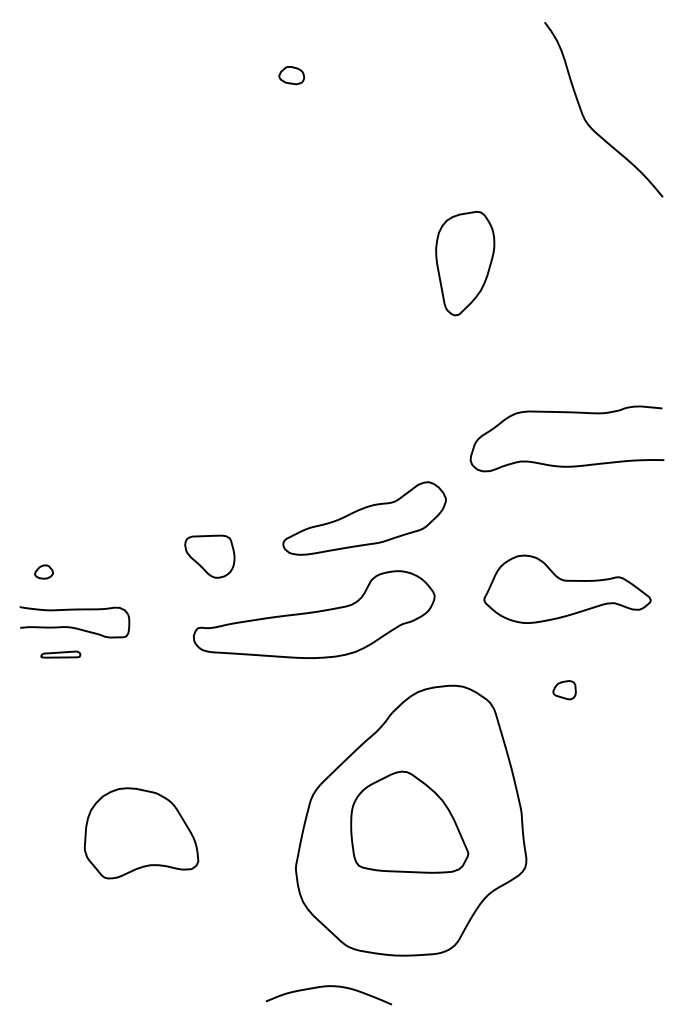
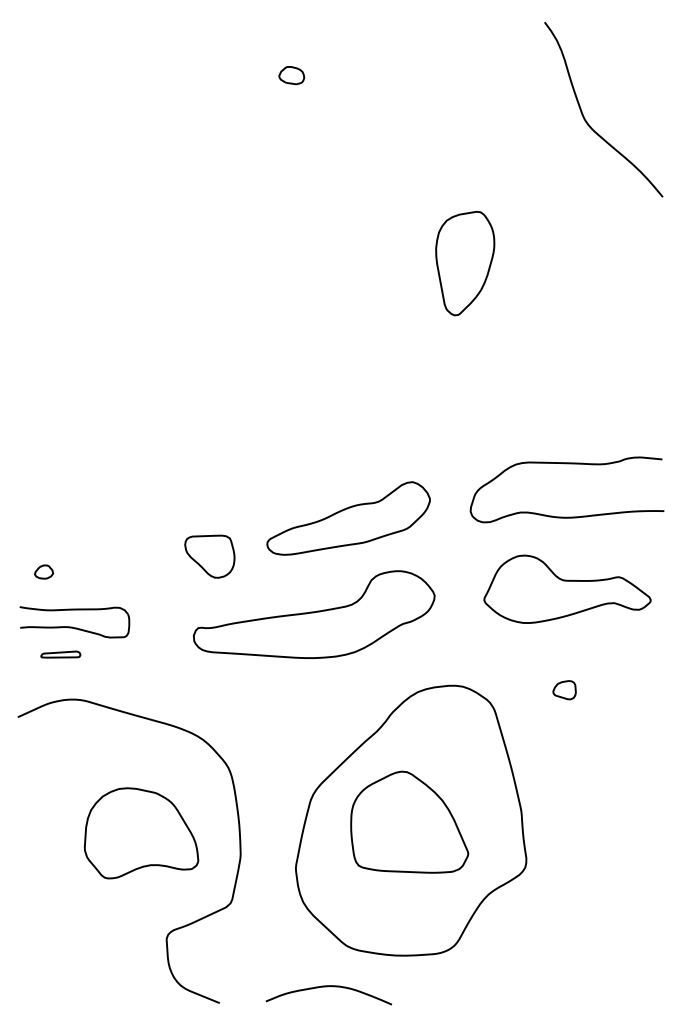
curve position: (566, 413) -> (566, 464) (566, 464)
part position: (364, 518) -> (348, 518) (348, 518)
curve: none -> present (172, 929)
